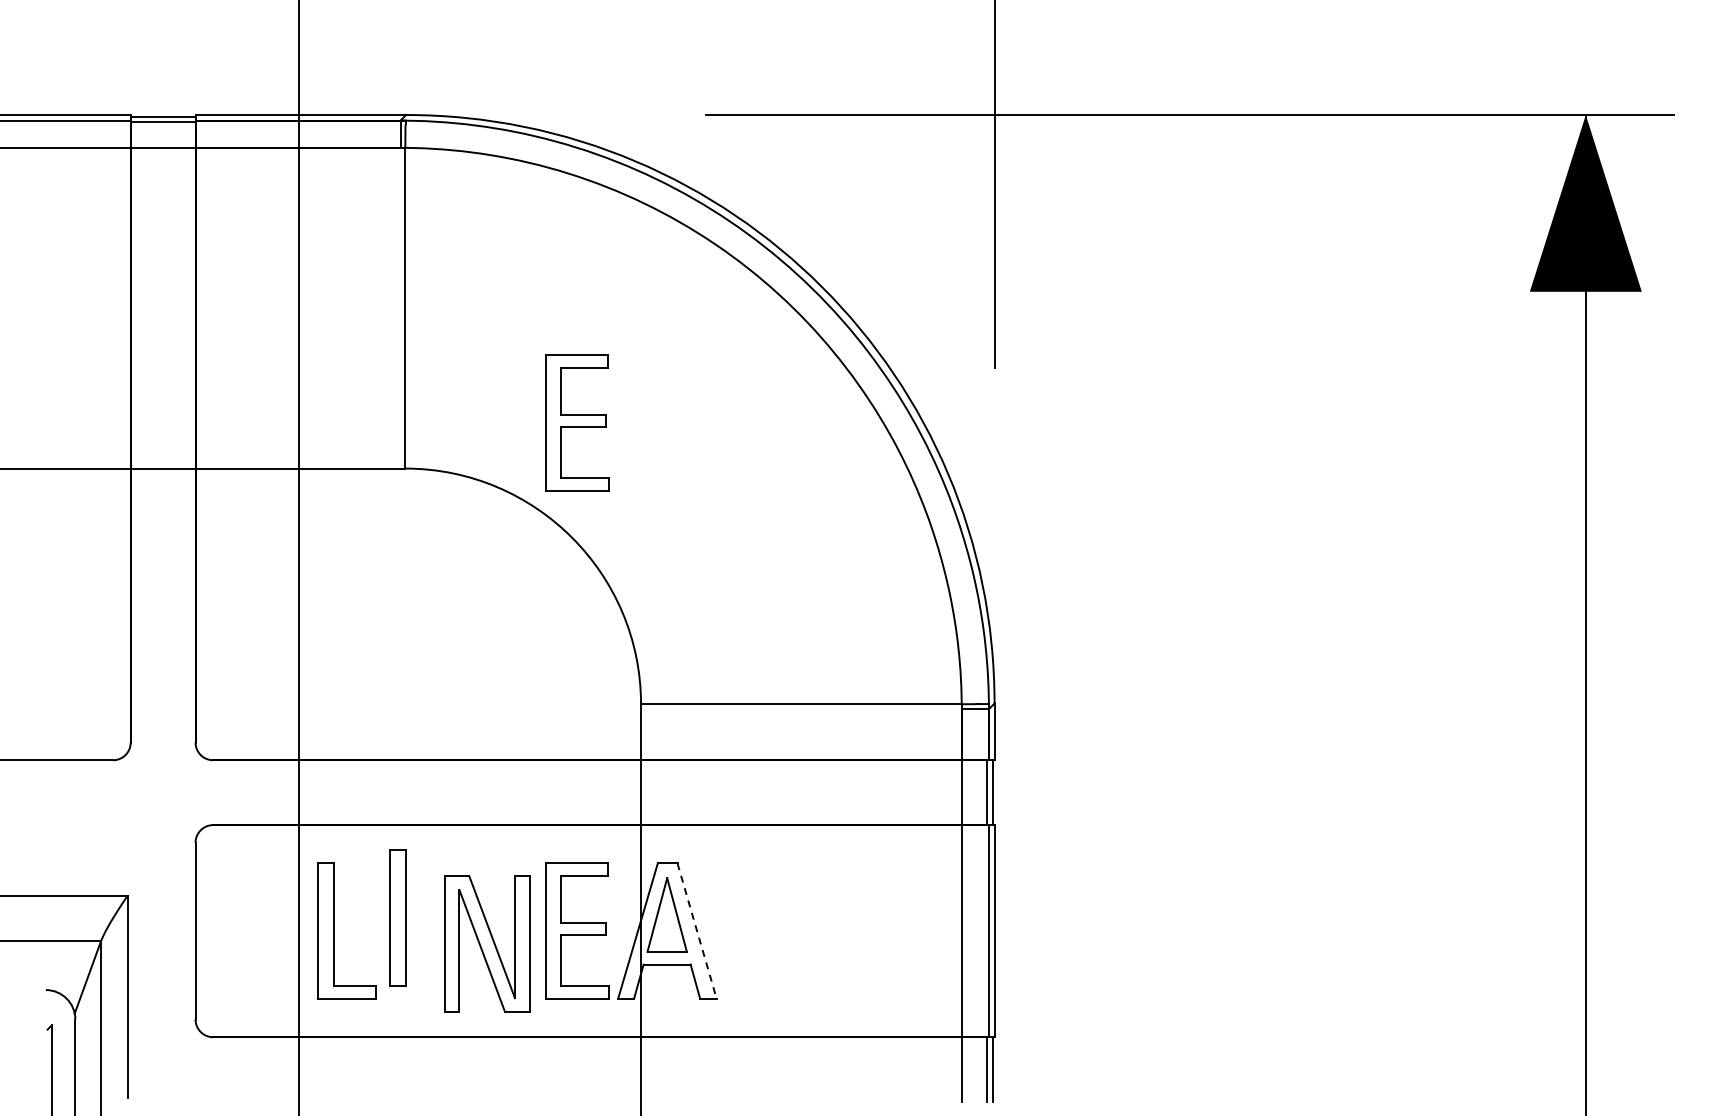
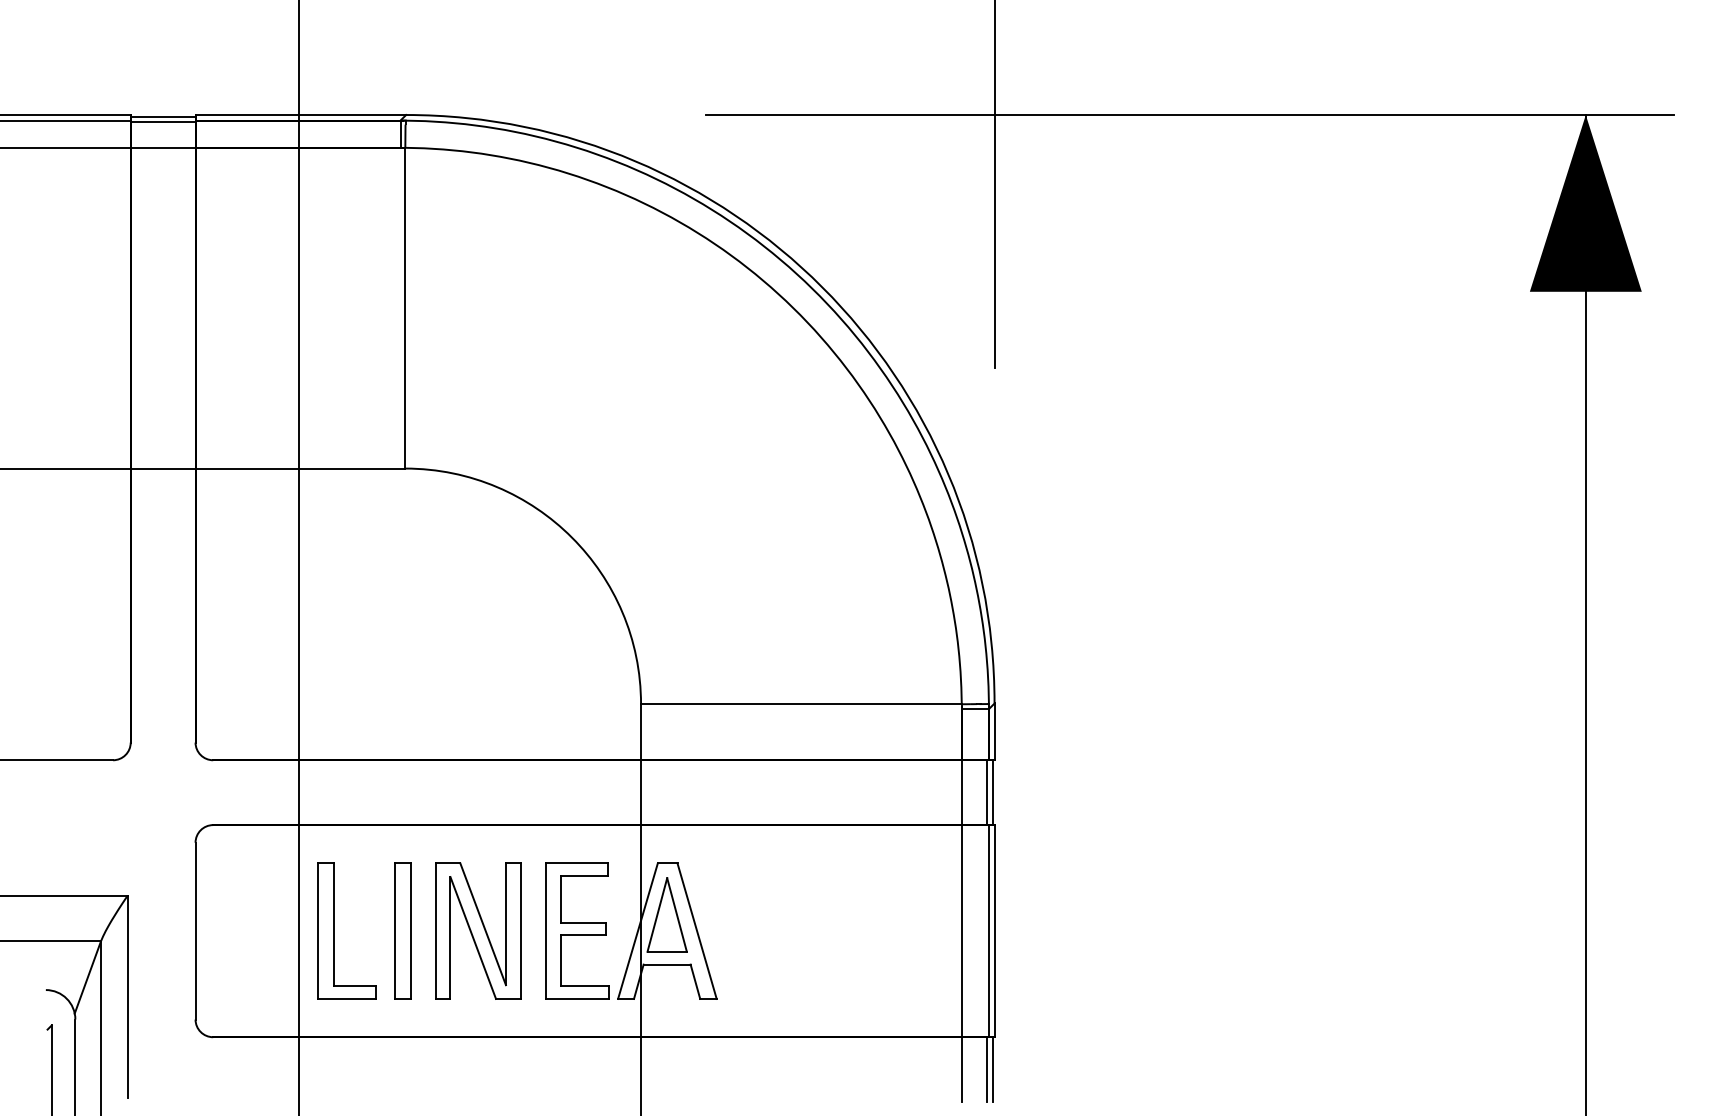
part: present -> none (577, 422)
part position: (397, 917) -> (402, 930) (402, 930)
line: dashed -> solid (697, 931)
part position: (487, 943) -> (478, 930) (478, 930)
